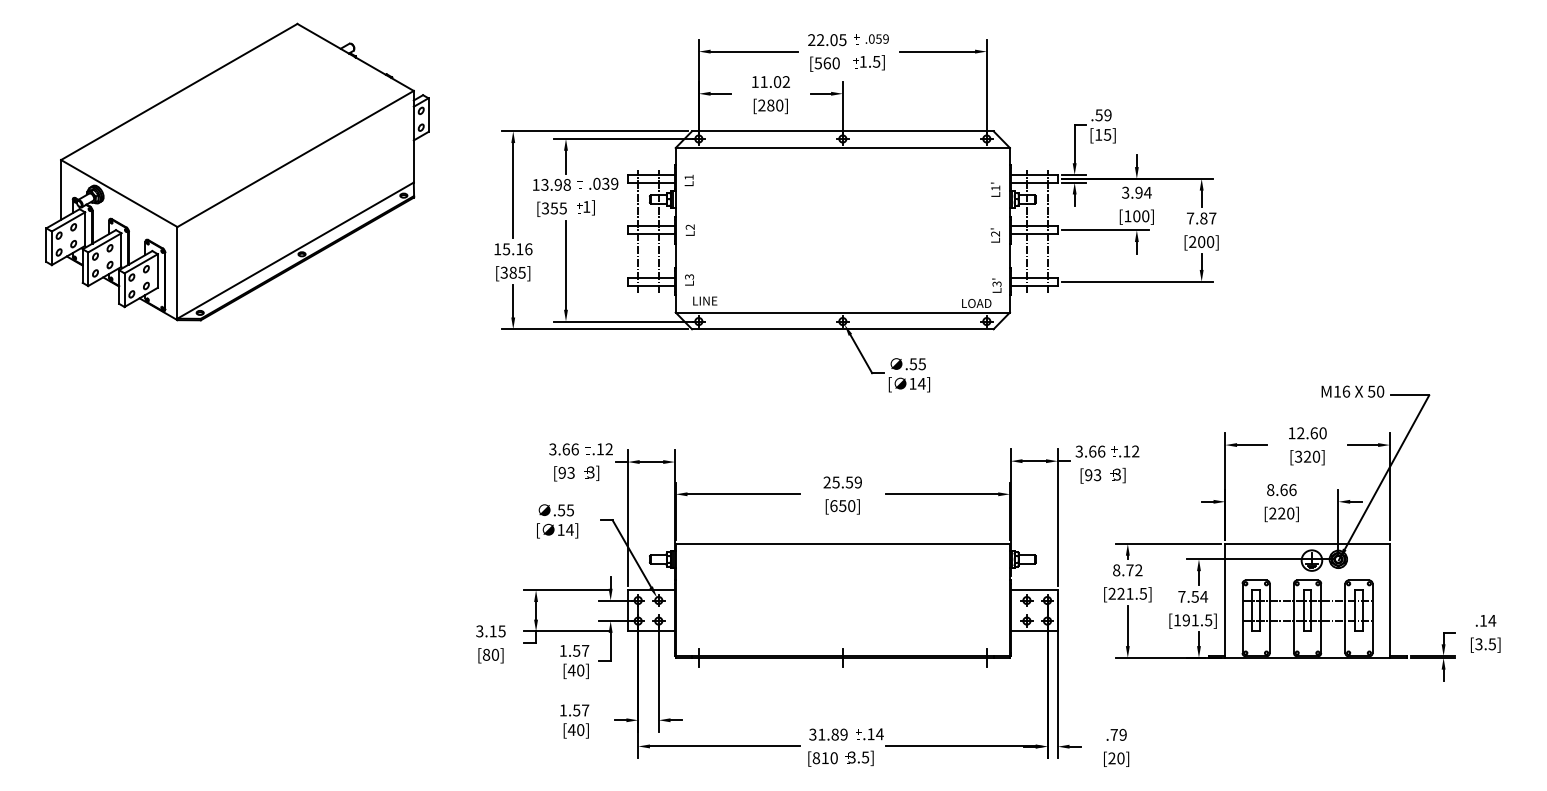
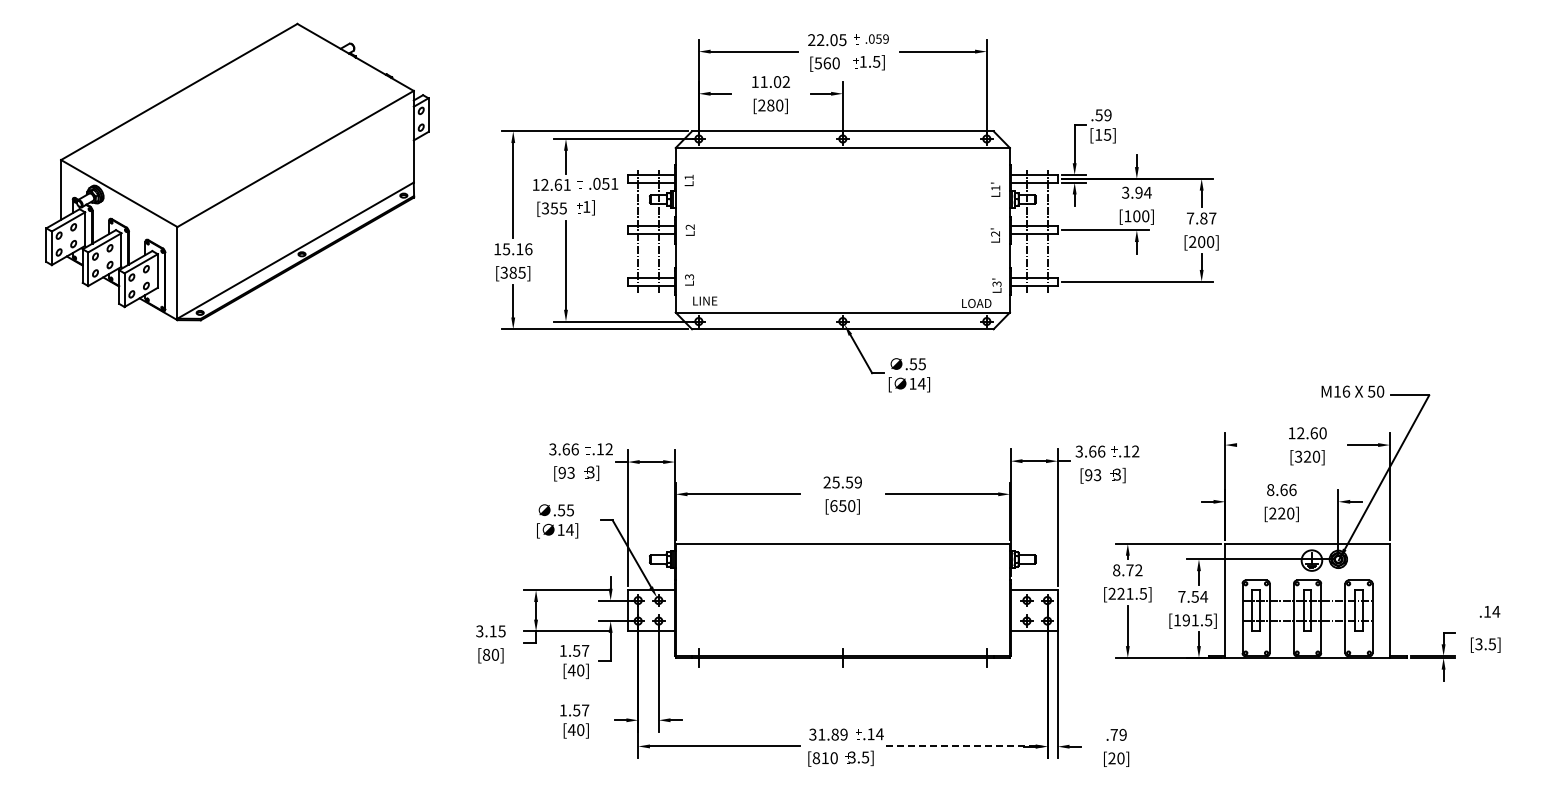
text: .039 -> .051 (610, 183)
text: 13.98 -> 12.61 (555, 184)
line: present -> none (1252, 445)
text position: (1485, 620) -> (1489, 611) (1489, 611)
line: solid -> dashed (960, 746)
